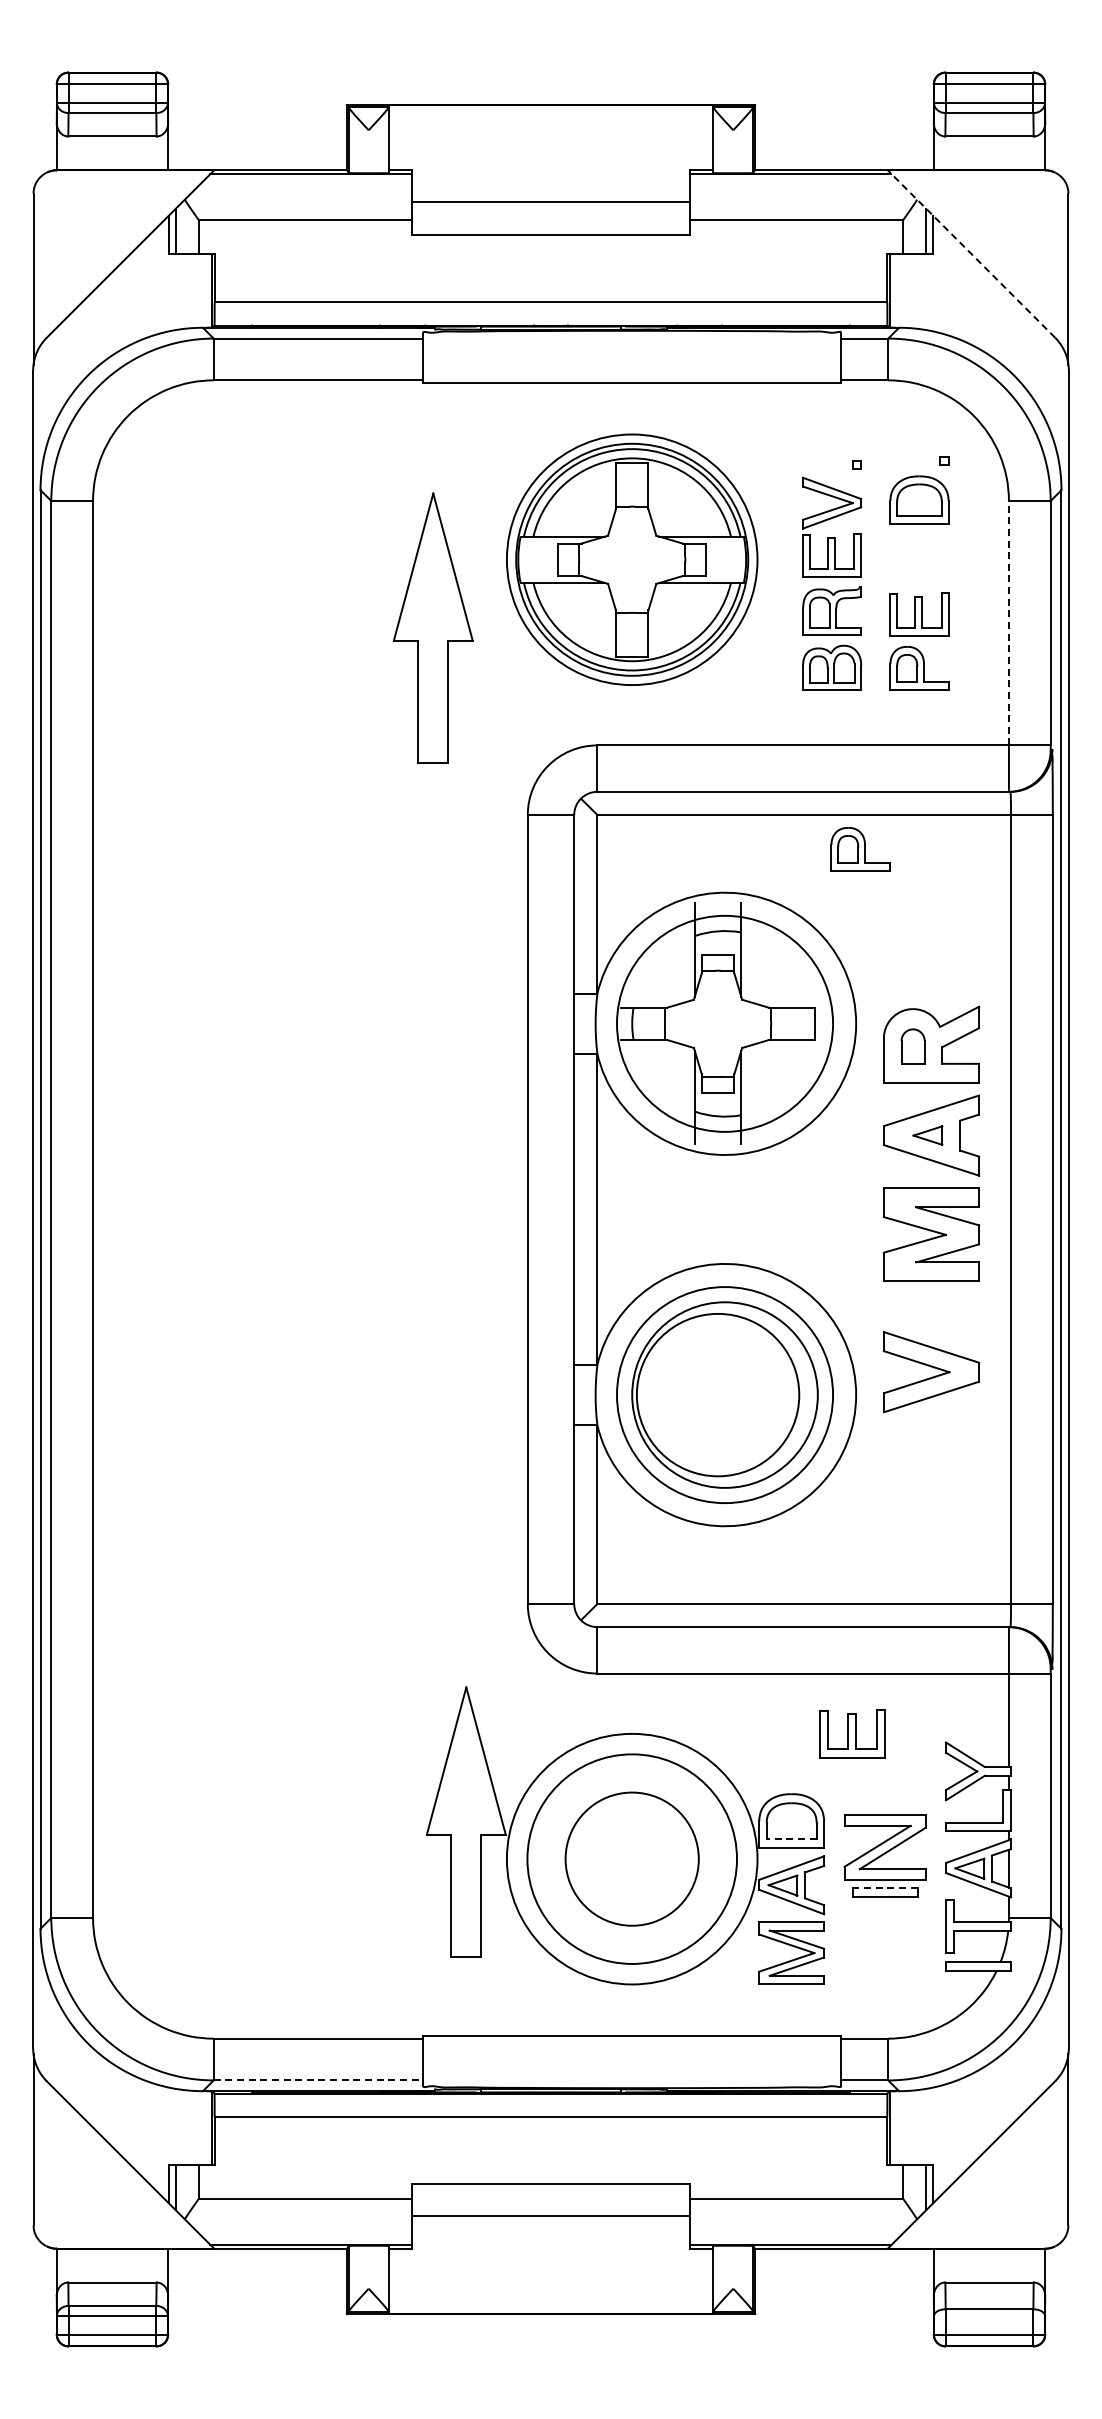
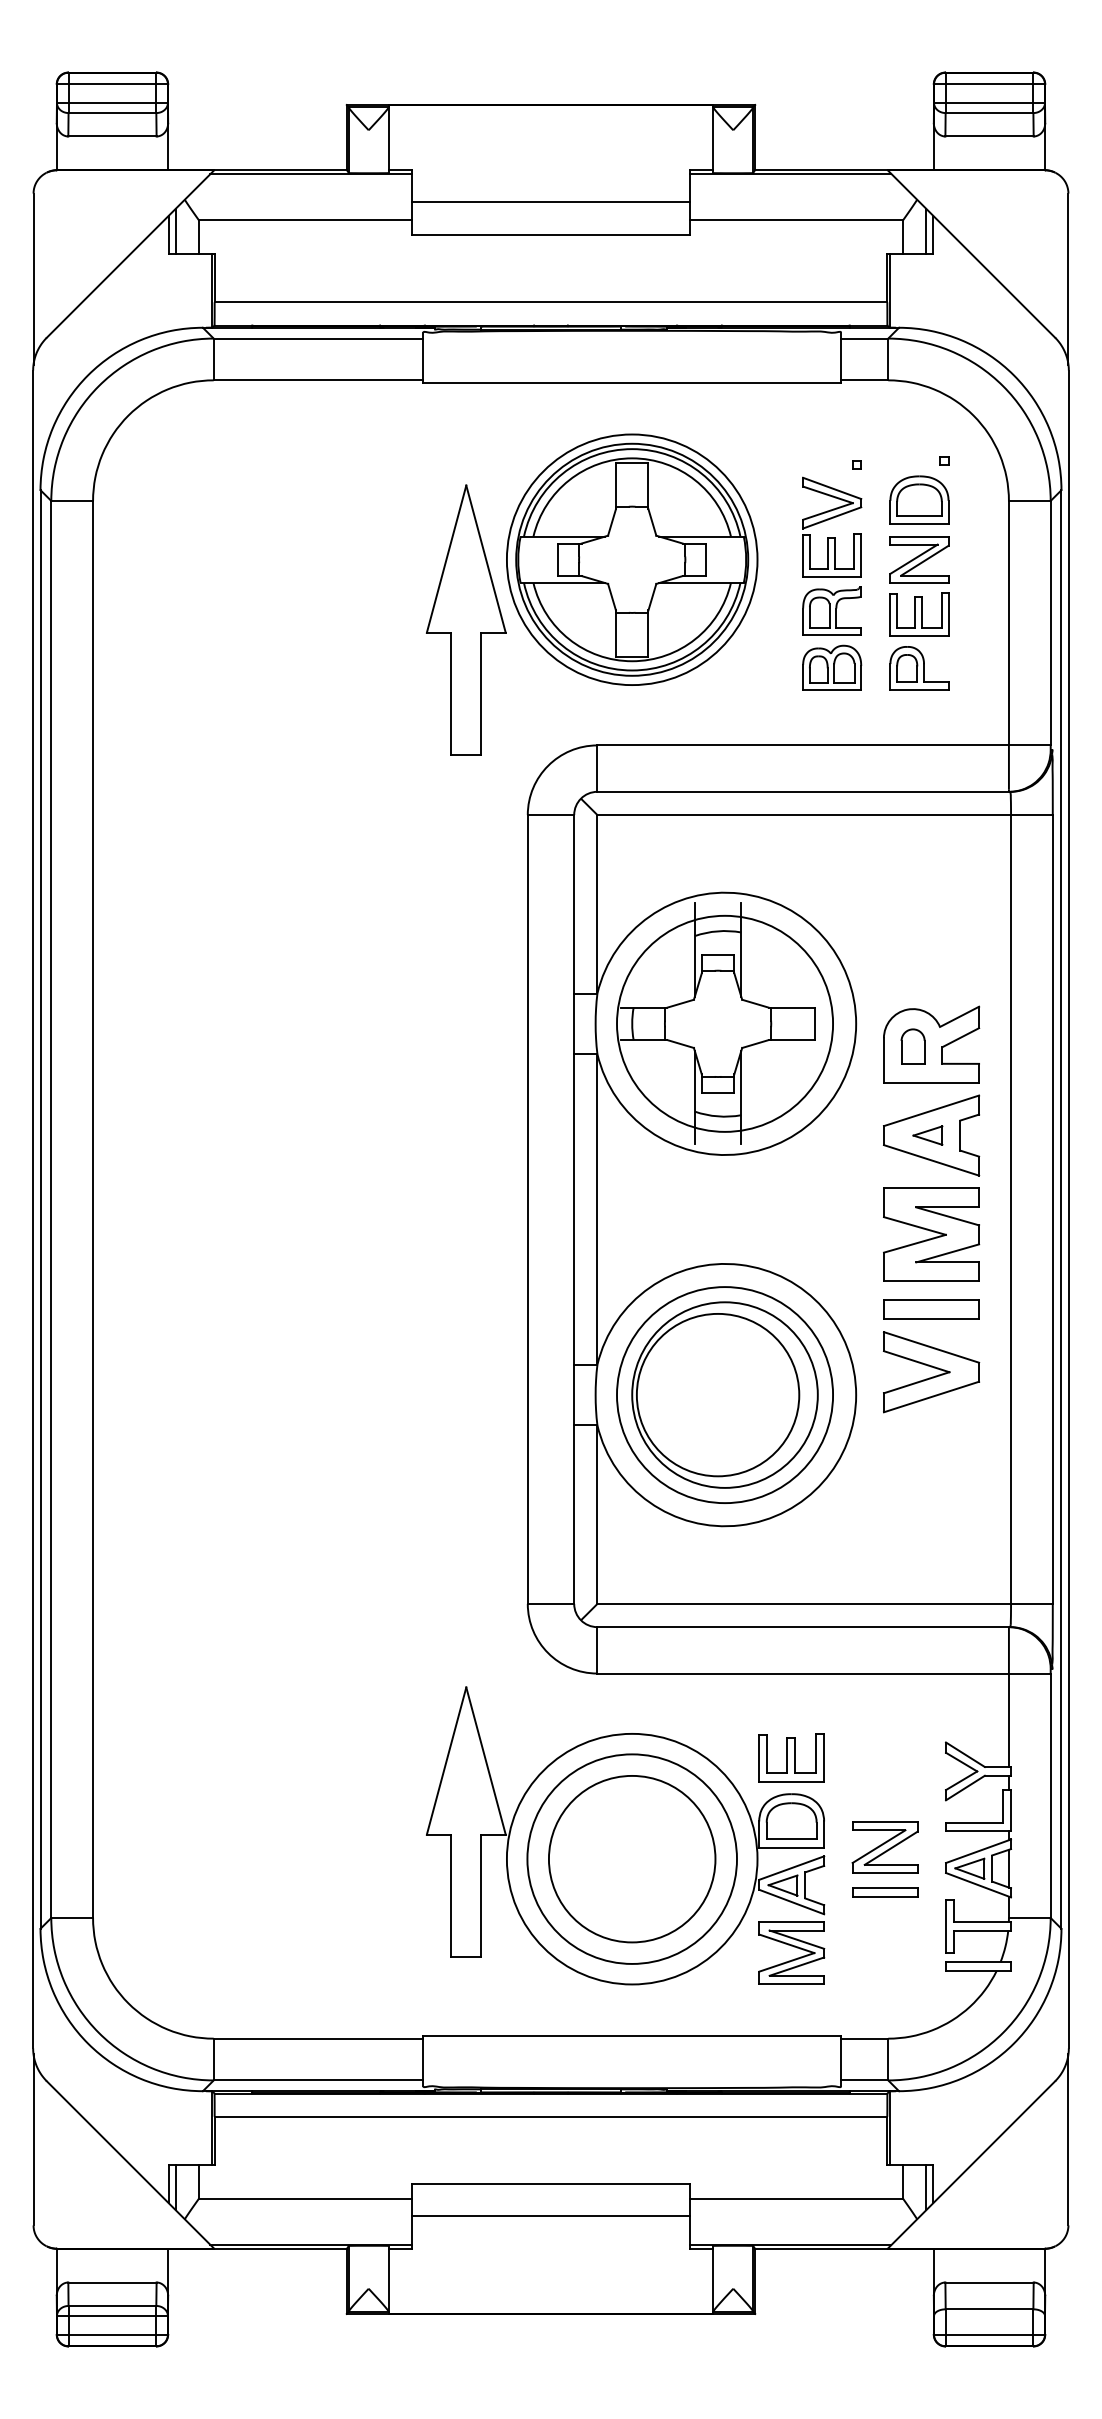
line: dashed -> solid (971, 253)
part: none -> present (919, 559)
line: dashed -> solid (1008, 622)
part position: (432, 627) -> (465, 619) (465, 619)
part: present -> none (860, 849)
part: none -> present (931, 1309)
part position: (852, 1733) -> (791, 1757) (791, 1757)
line: dashed -> solid (791, 1839)
part size: 84x67 px -> 68x53 px (884, 1847)
circle diameter: 133 px -> 167 px (631, 1858)
line: dashed -> solid (884, 1888)
line: dashed -> solid (318, 2080)
